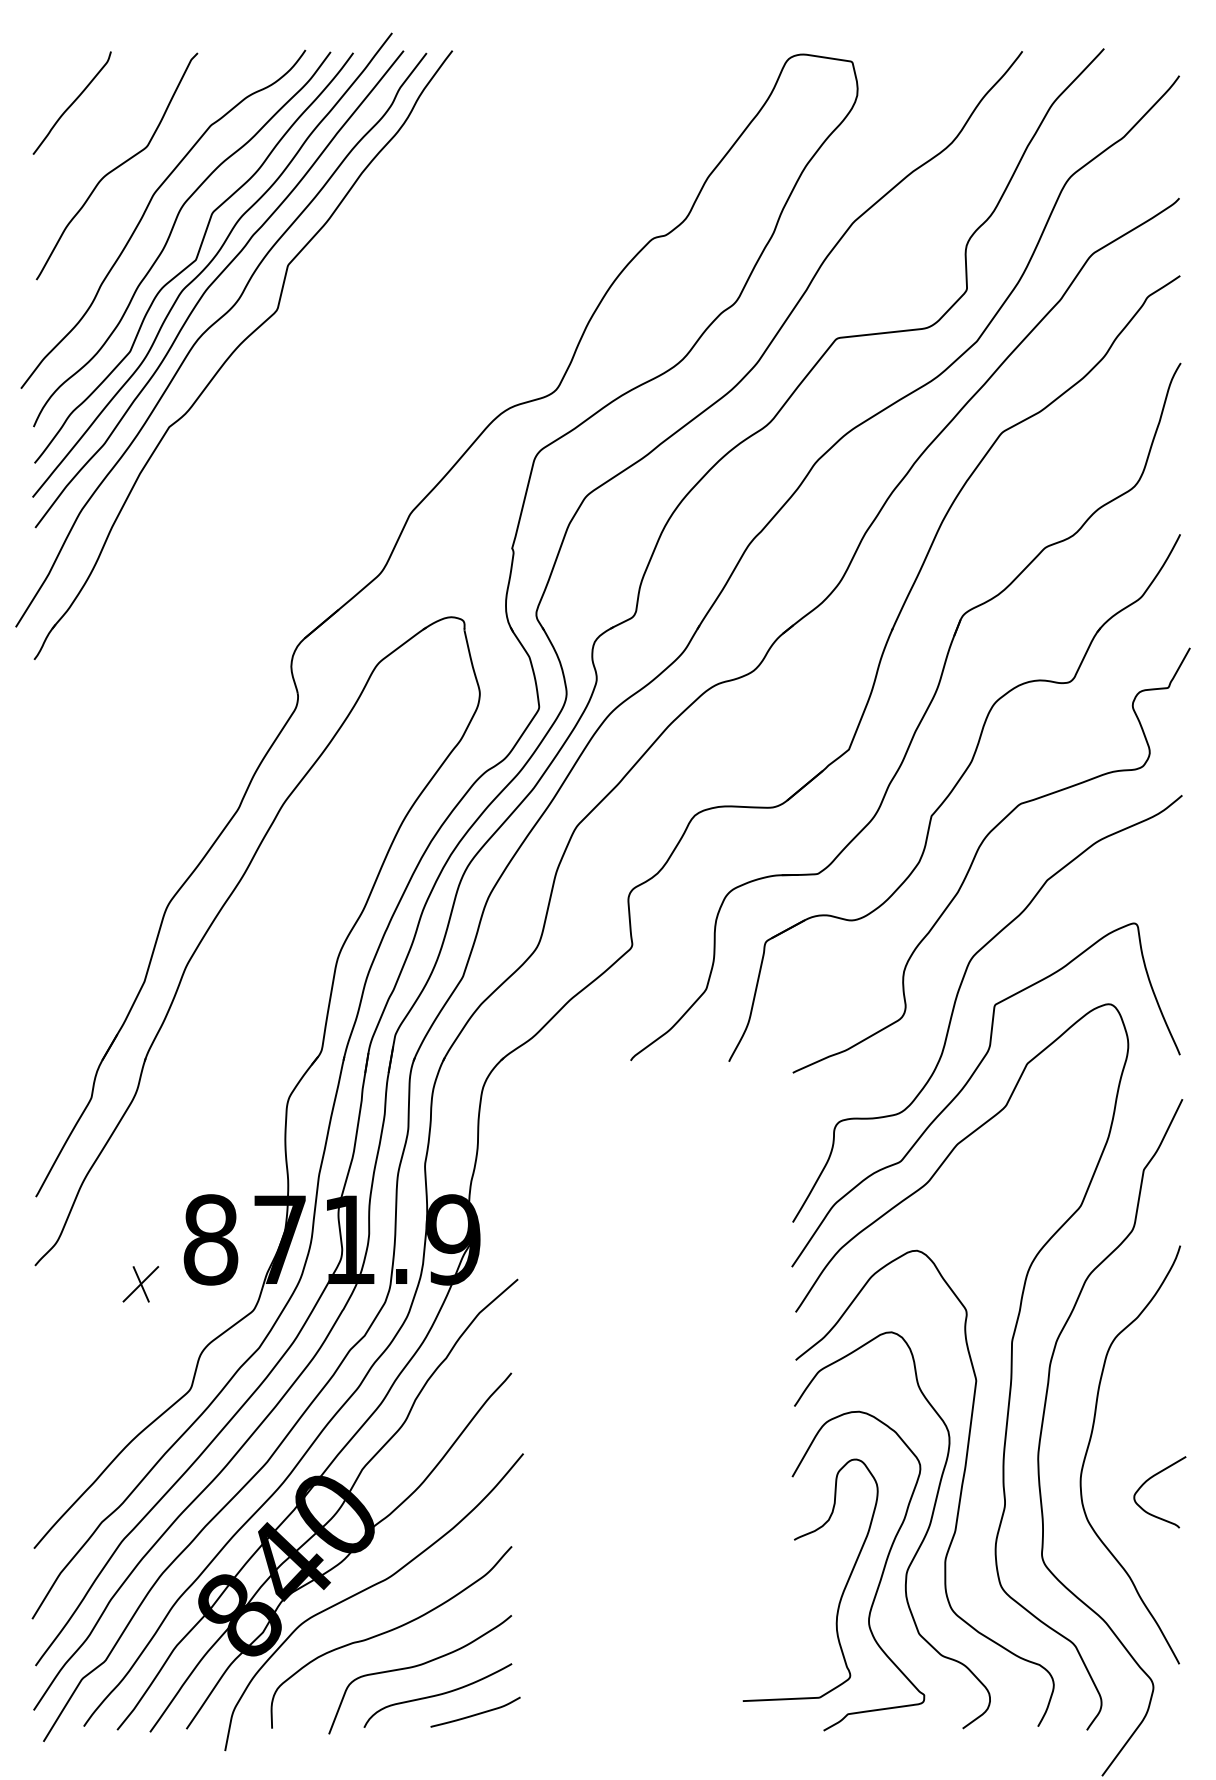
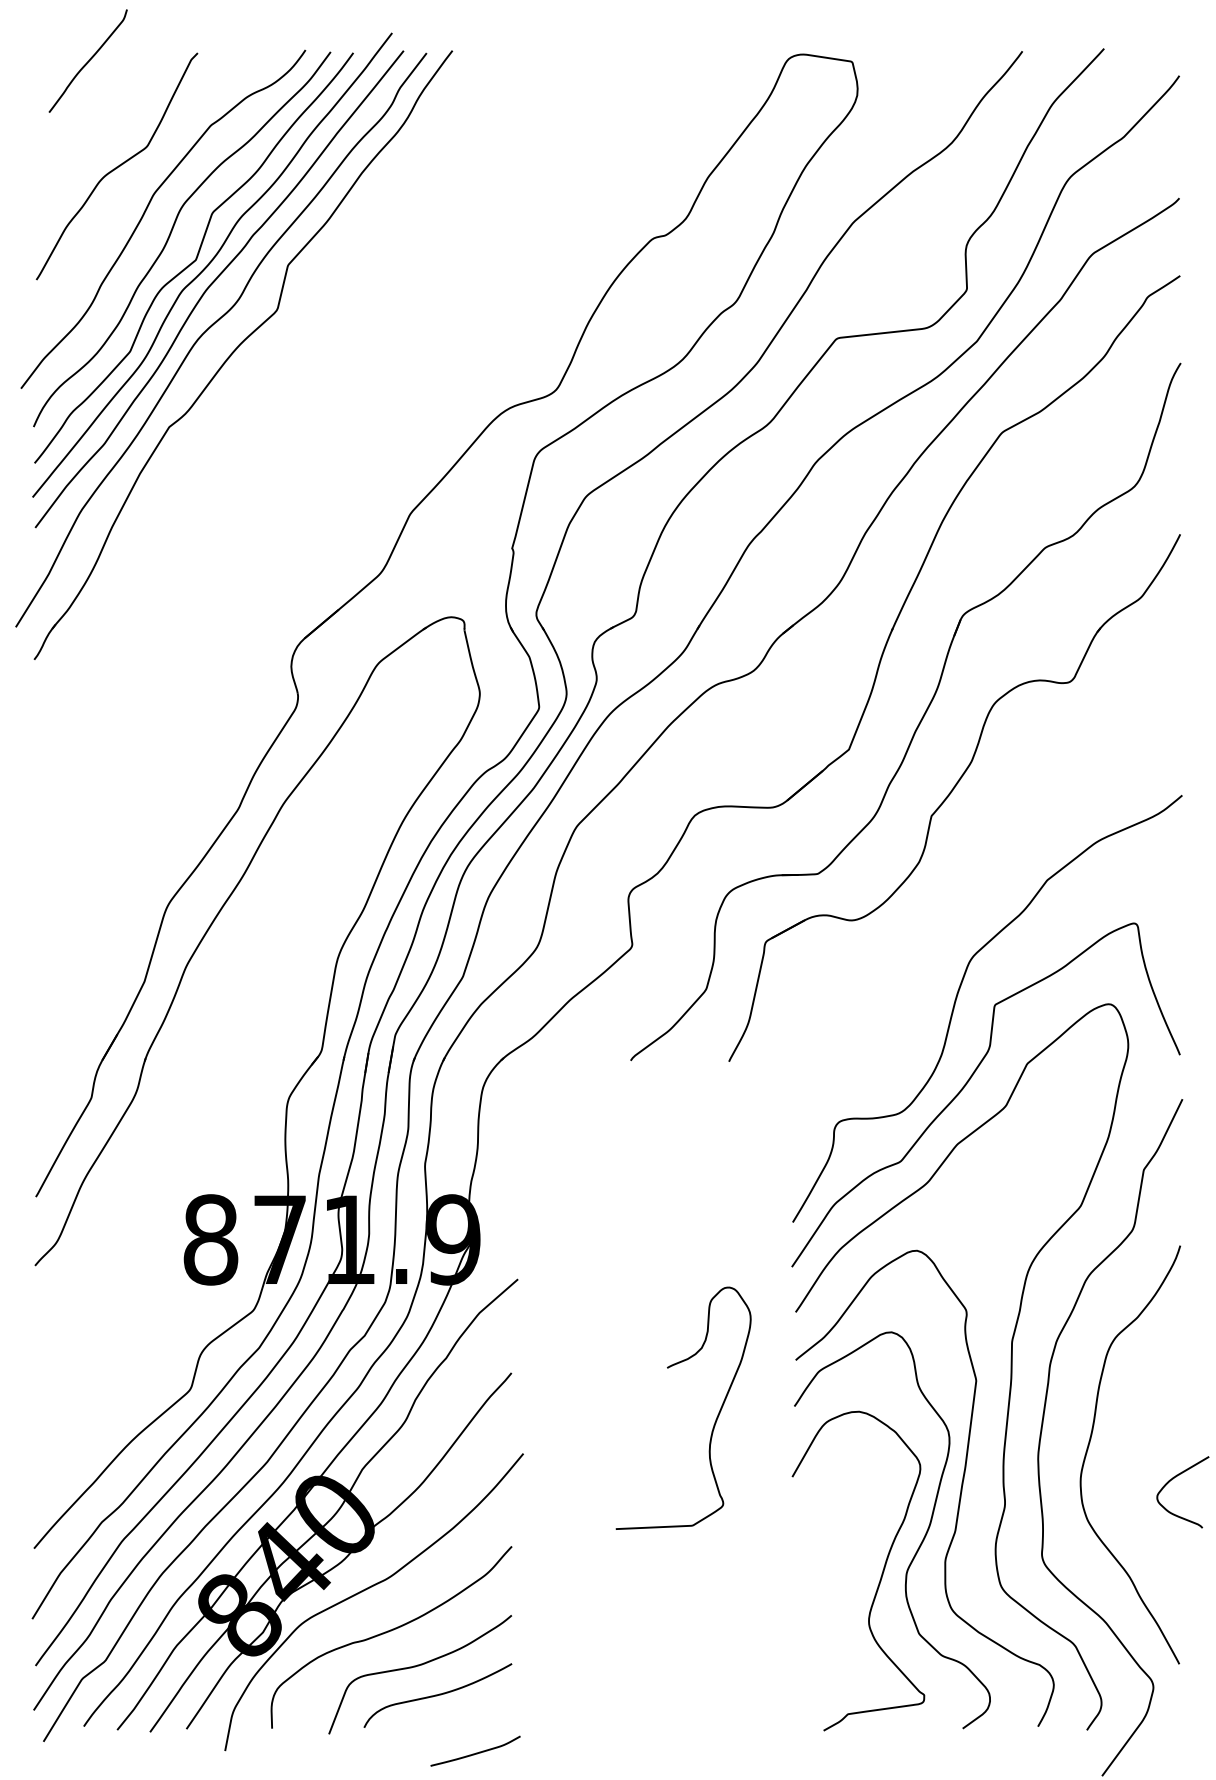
curve position: (72, 102) -> (88, 60) (88, 60)
curve: present -> none (977, 853)
part: present -> none (140, 1284)
curve position: (1150, 1479) -> (1173, 1479) (1173, 1479)
curve position: (842, 1591) -> (715, 1419) (715, 1419)
curve position: (476, 1713) -> (476, 1752) (476, 1752)
